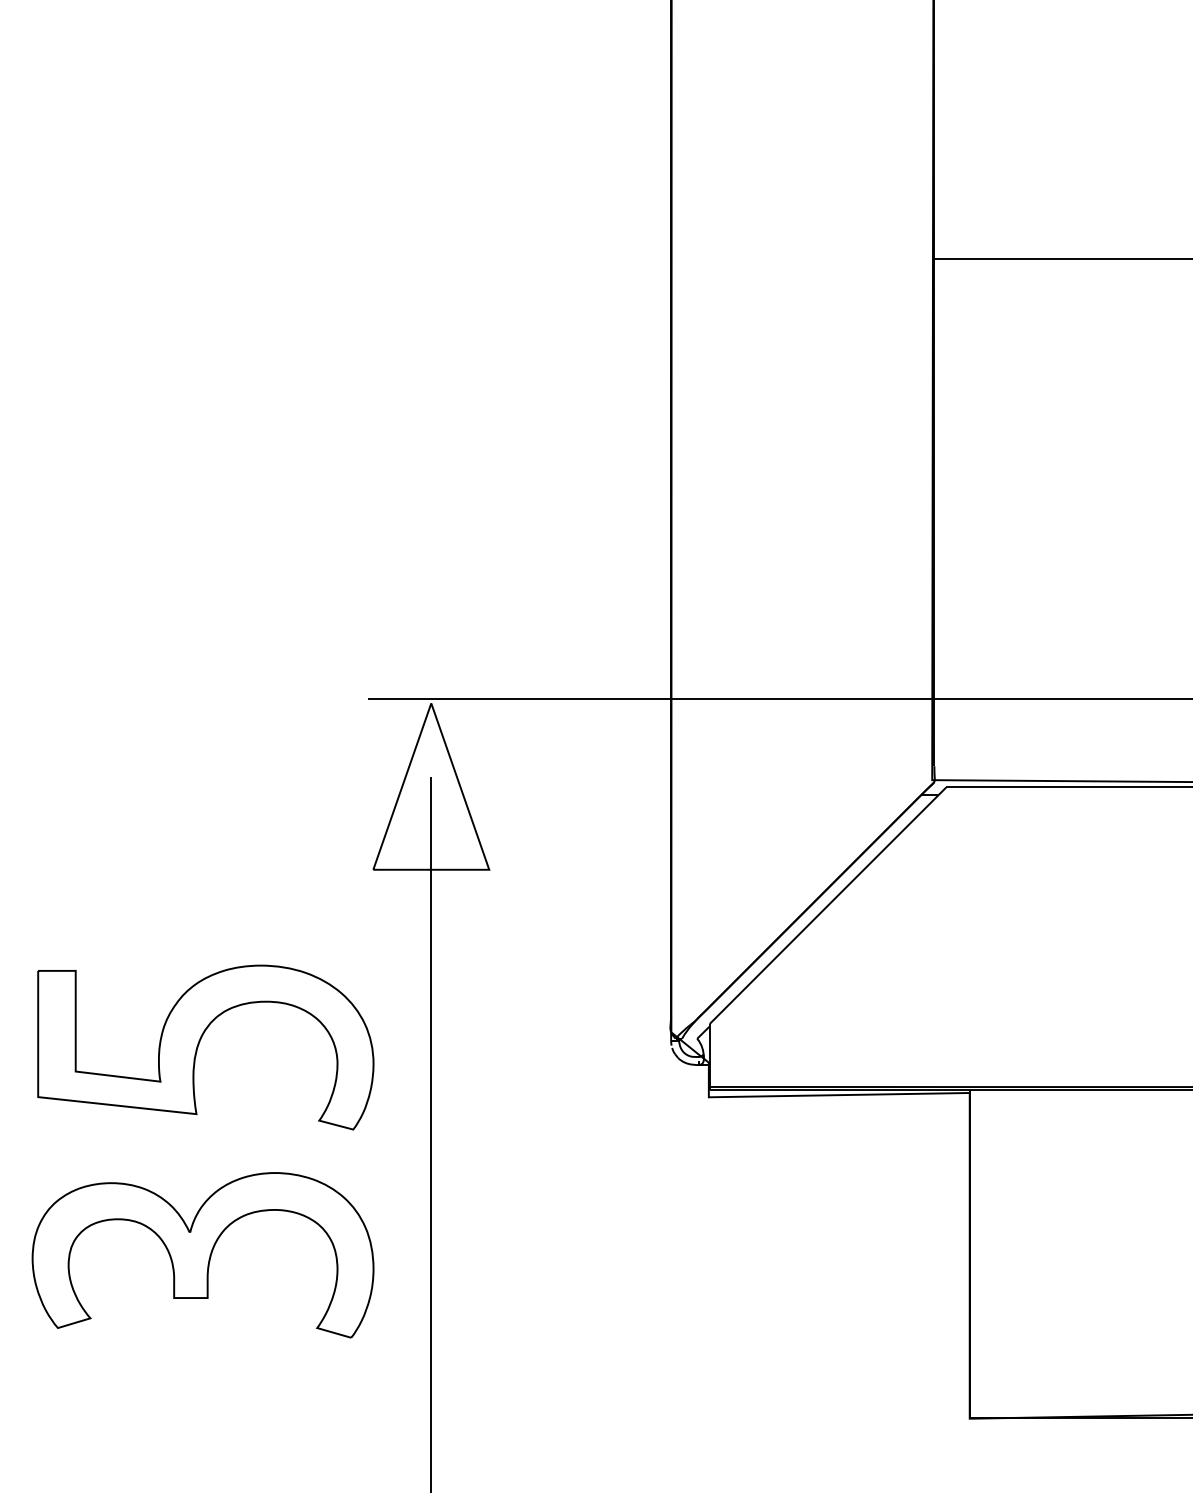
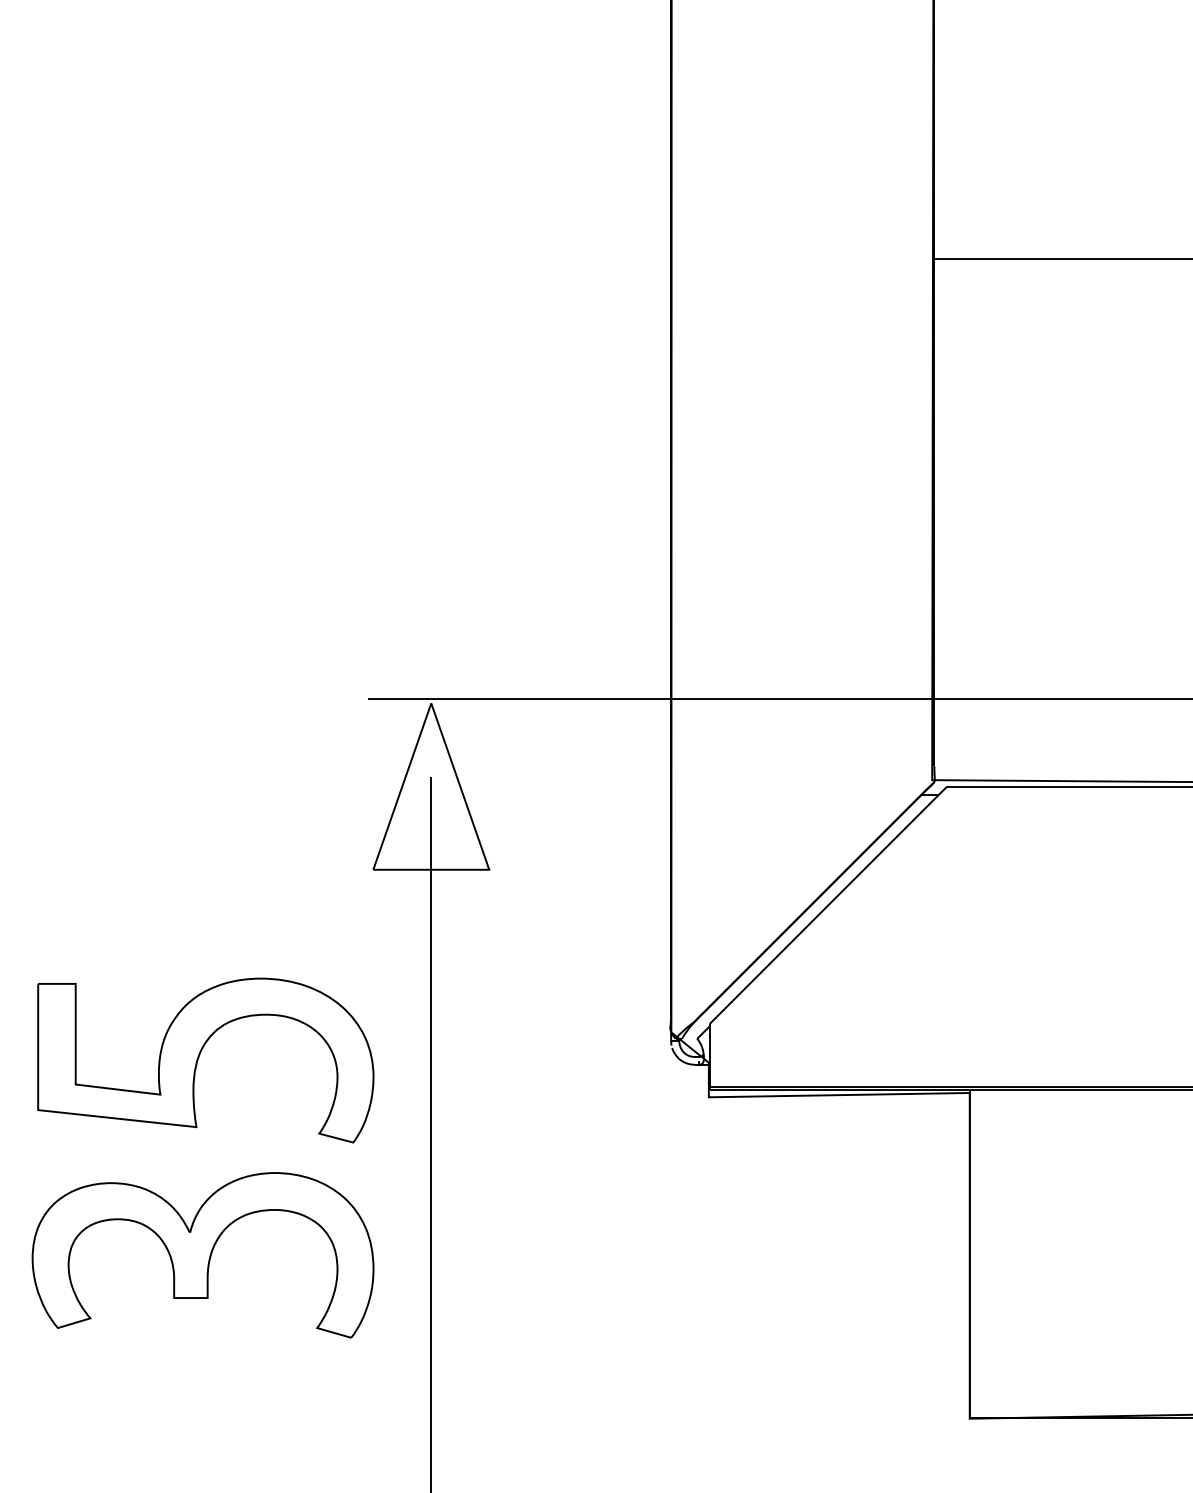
part position: (199, 1044) -> (199, 1057) (199, 1057)
